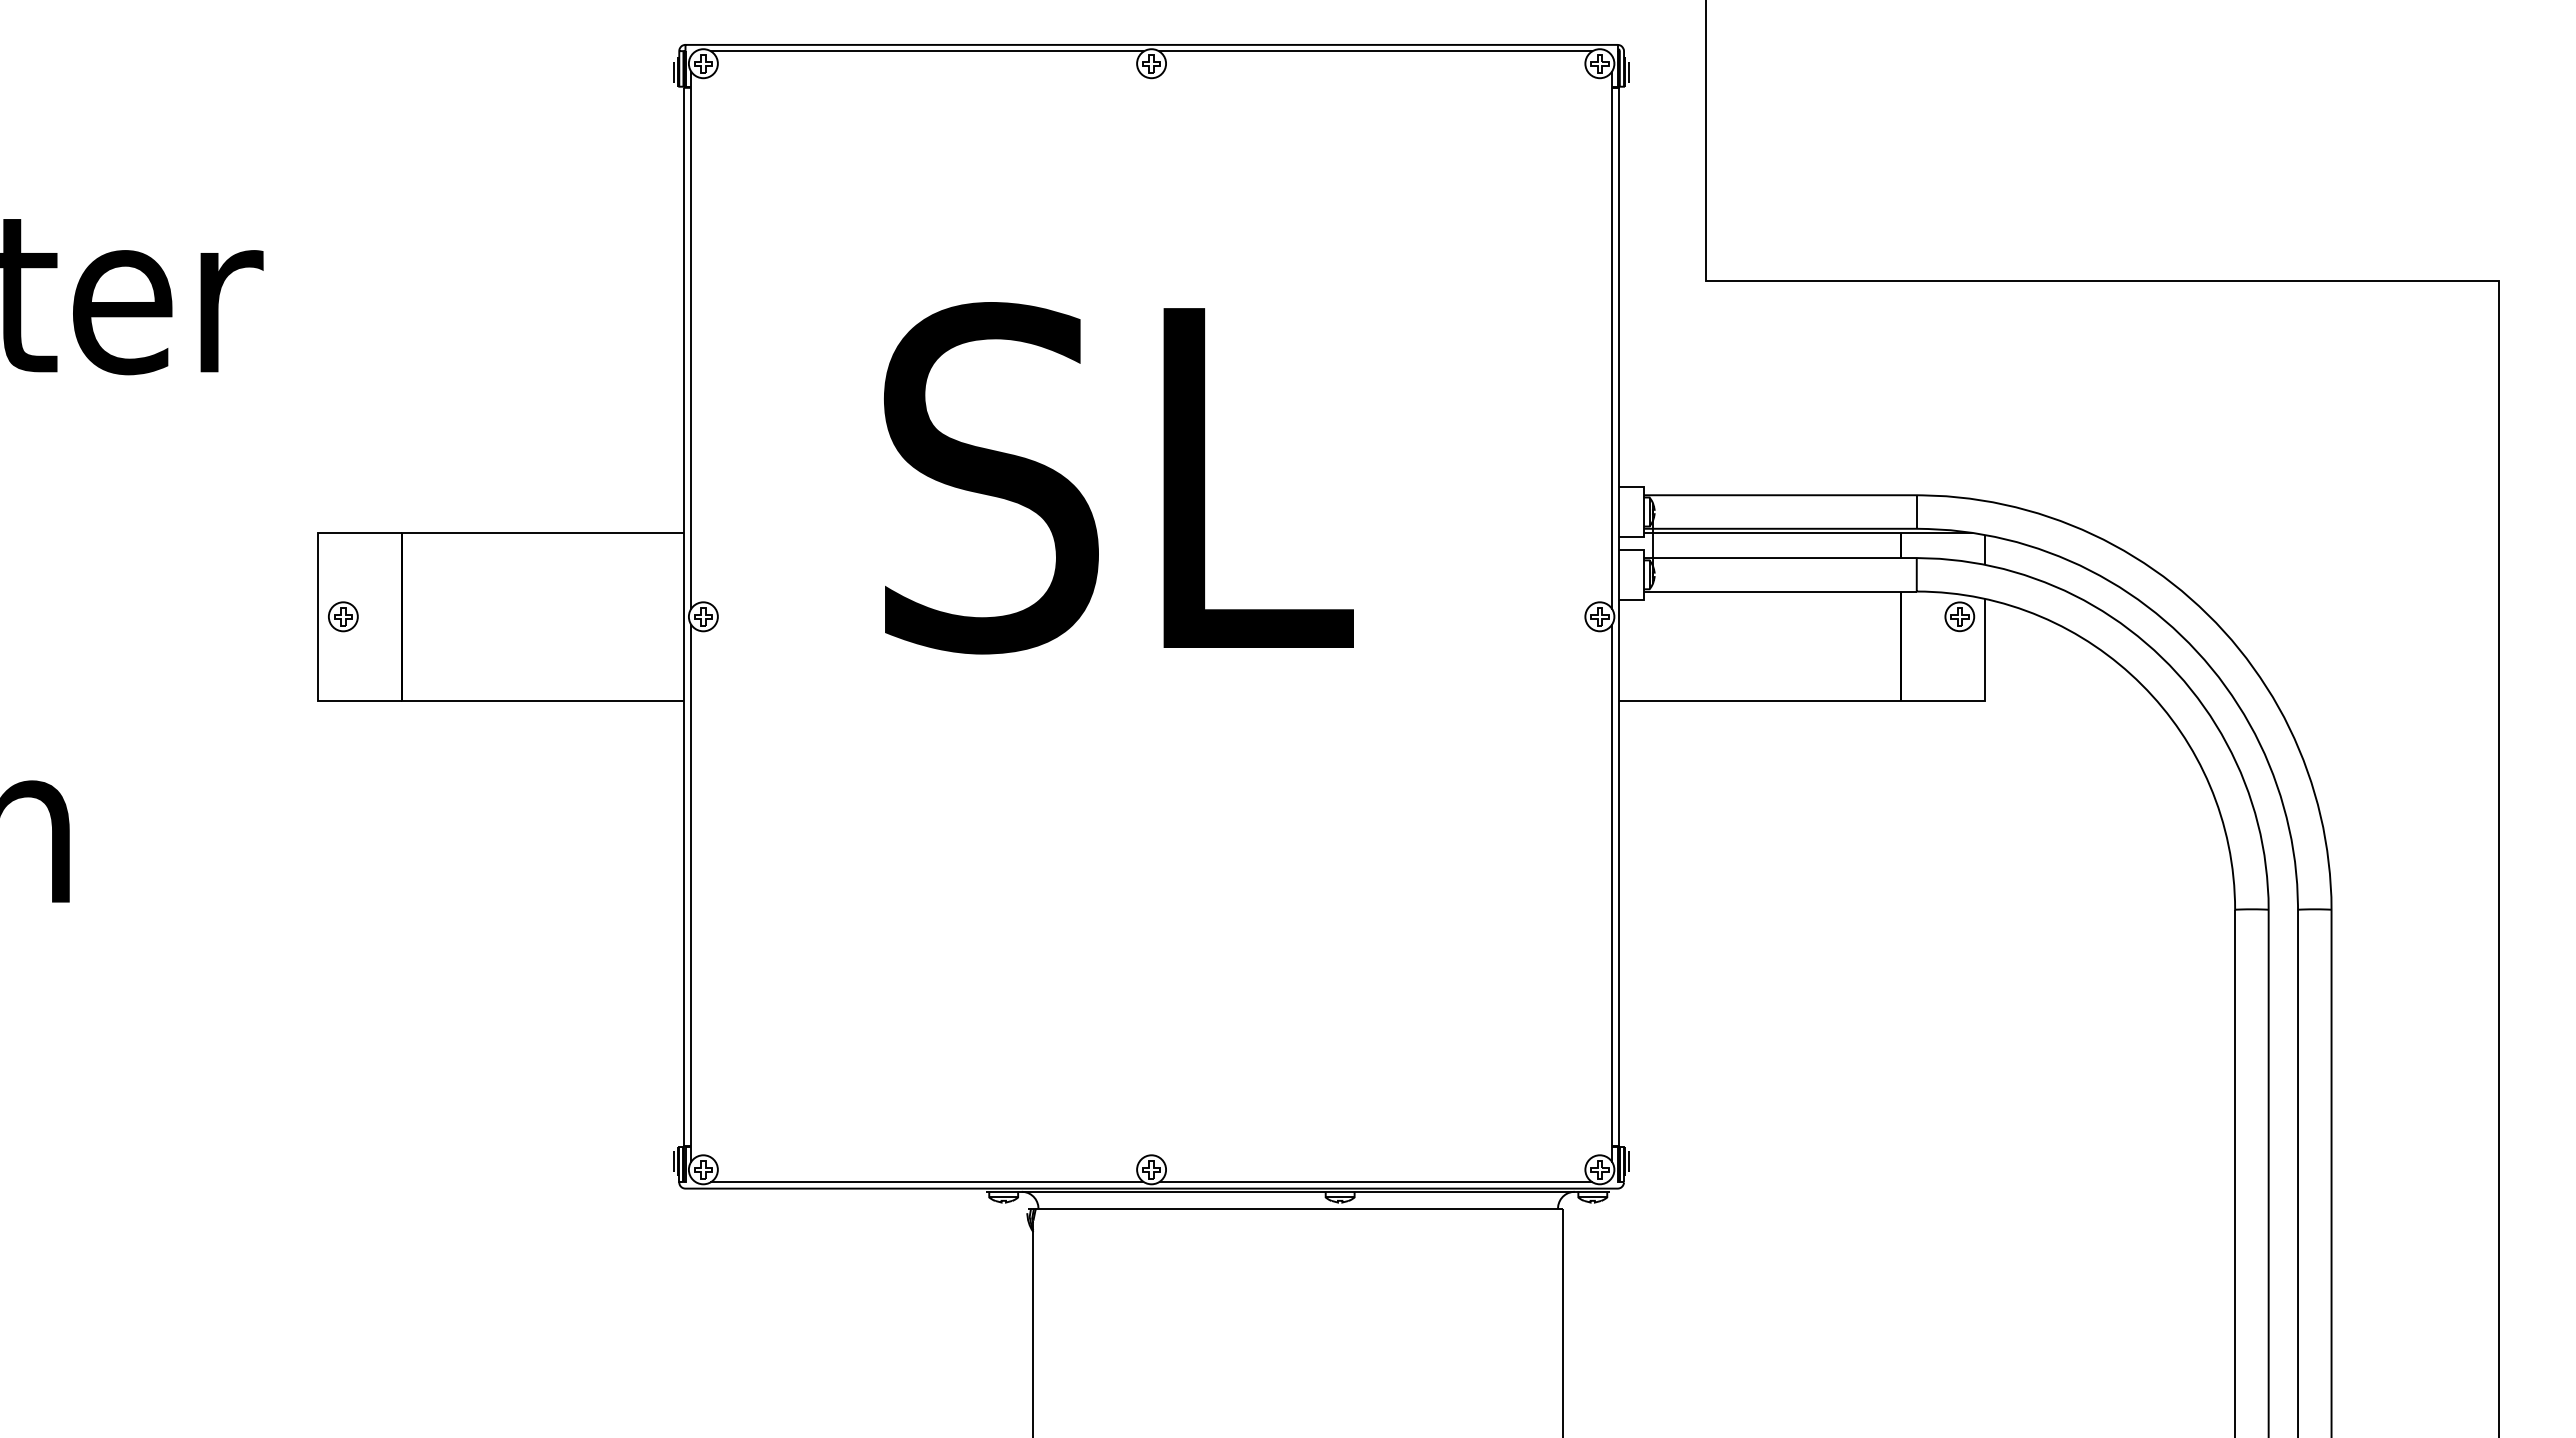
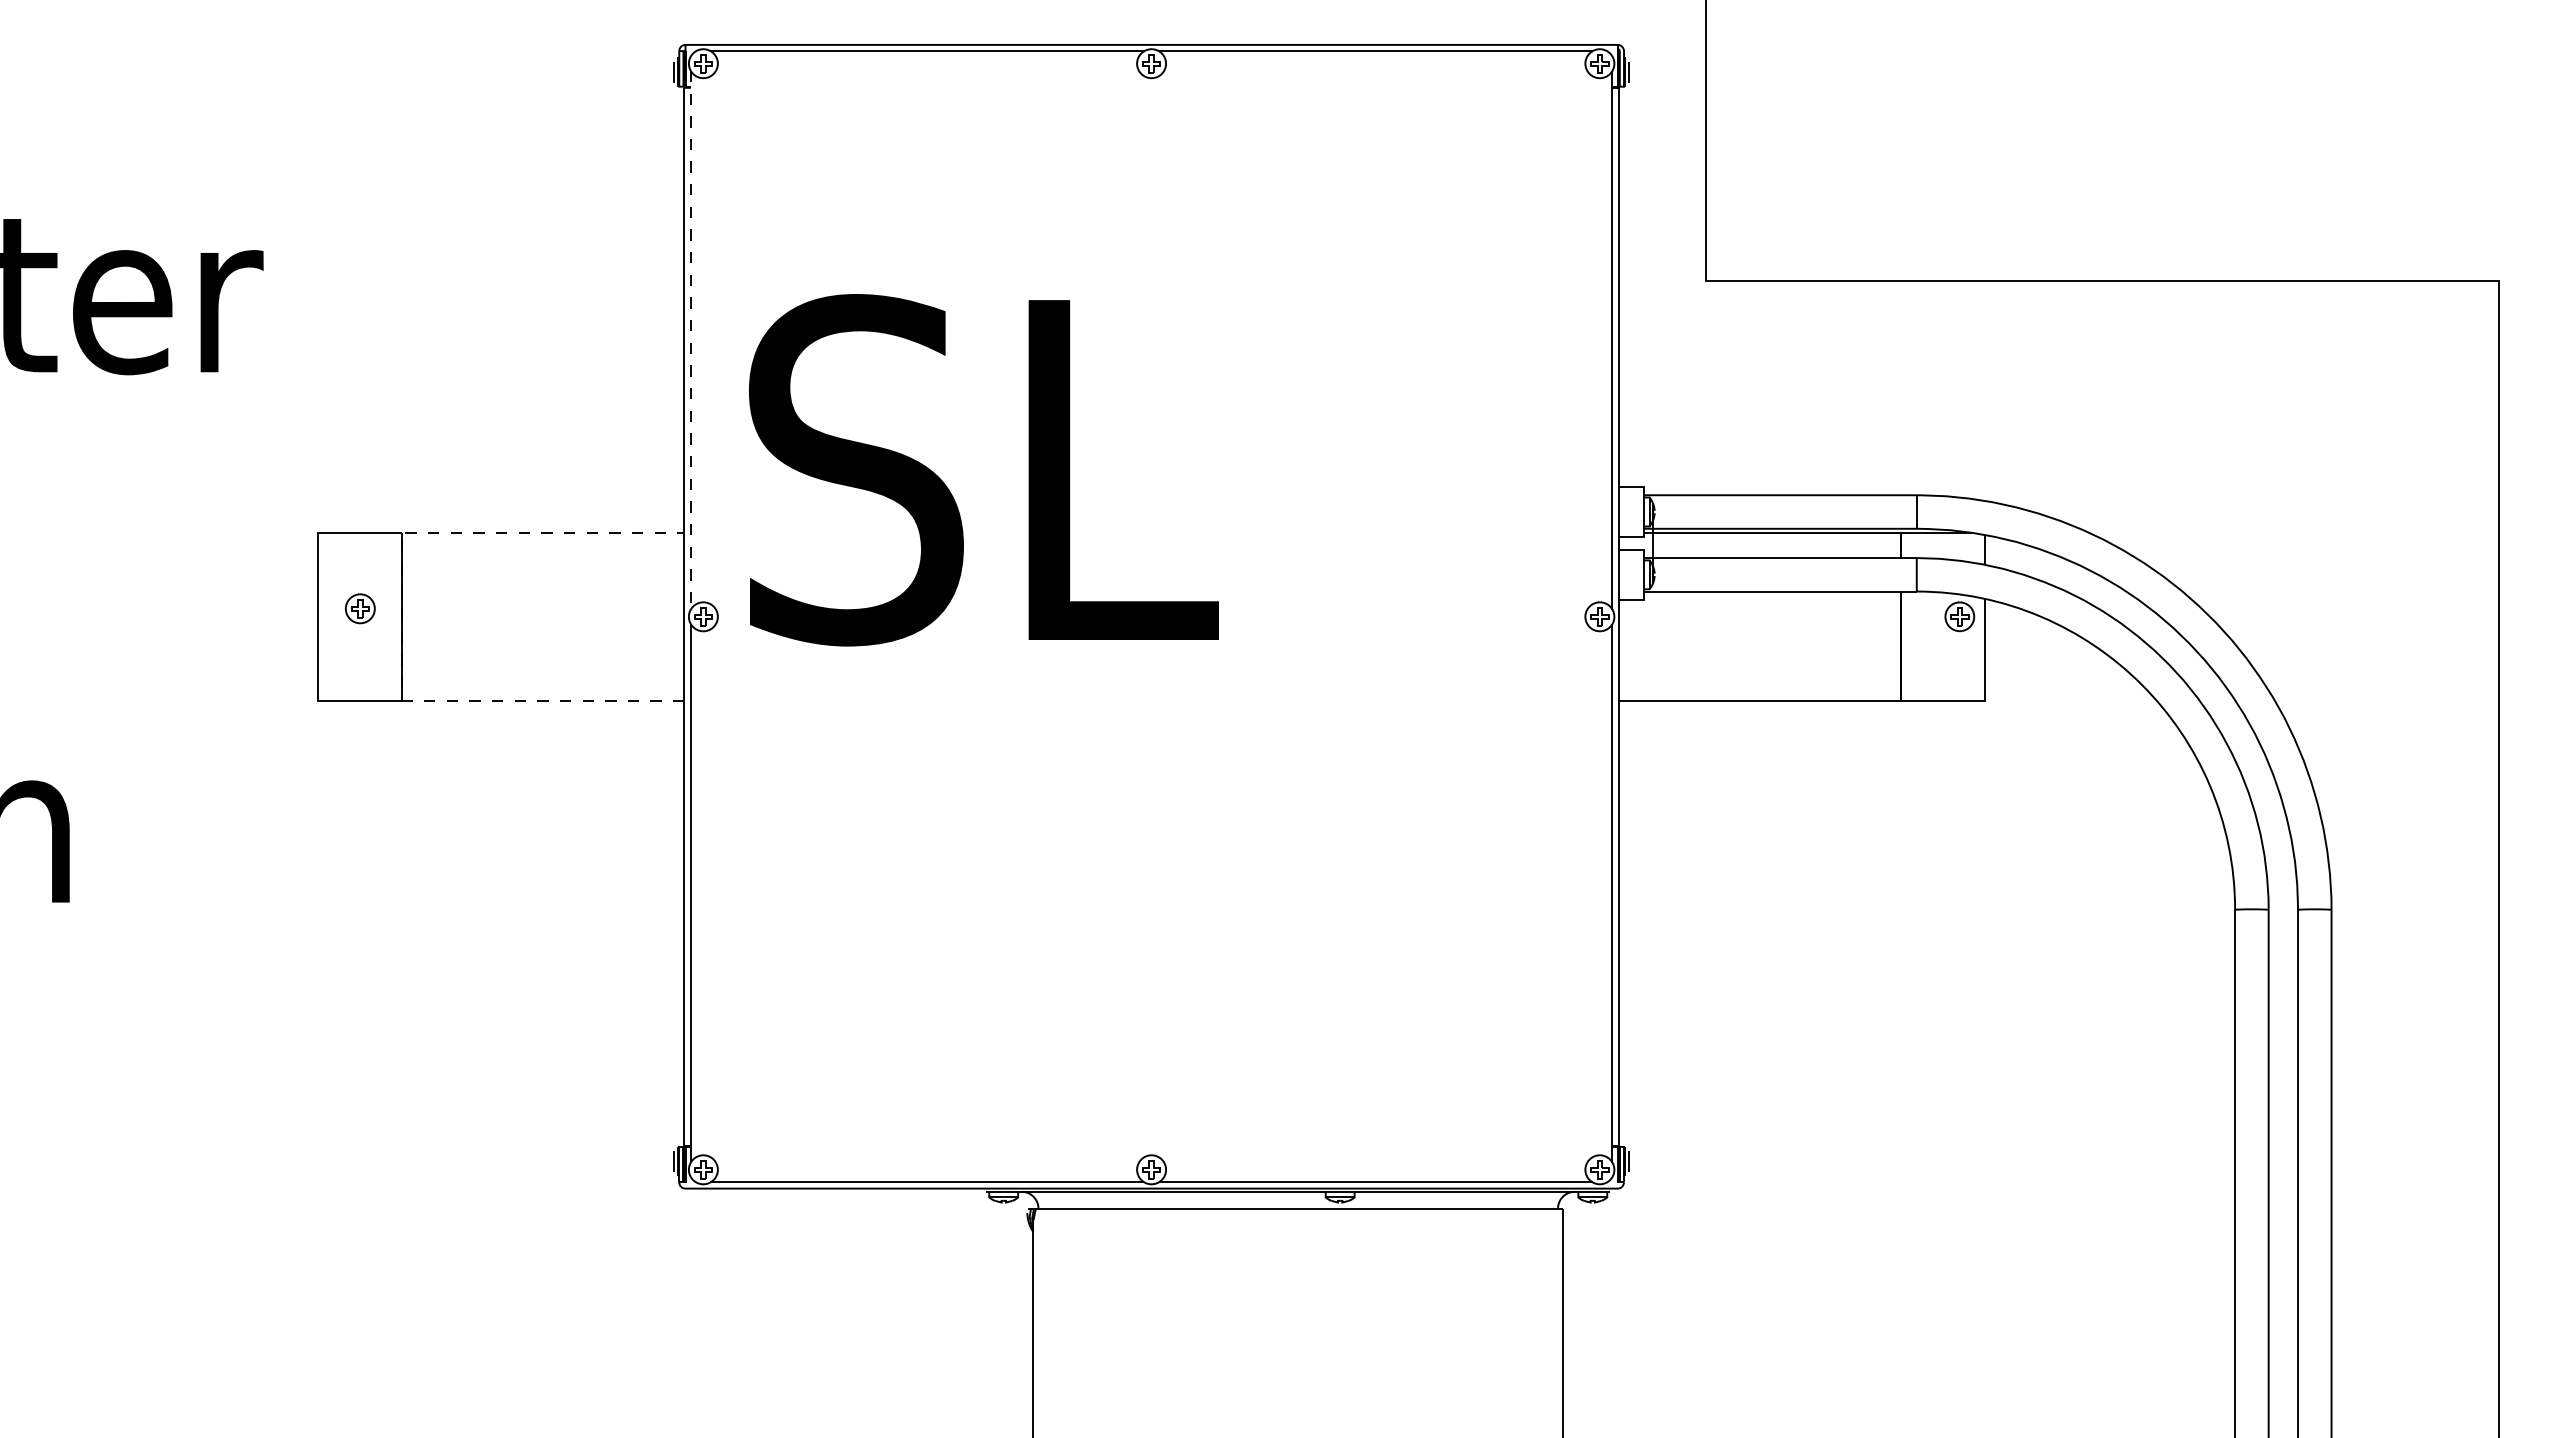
line: solid -> dashed (690, 340)
text position: (1118, 478) -> (983, 470) (983, 470)
part position: (343, 616) -> (360, 608) (360, 608)
line: solid -> dashed (402, 616)
